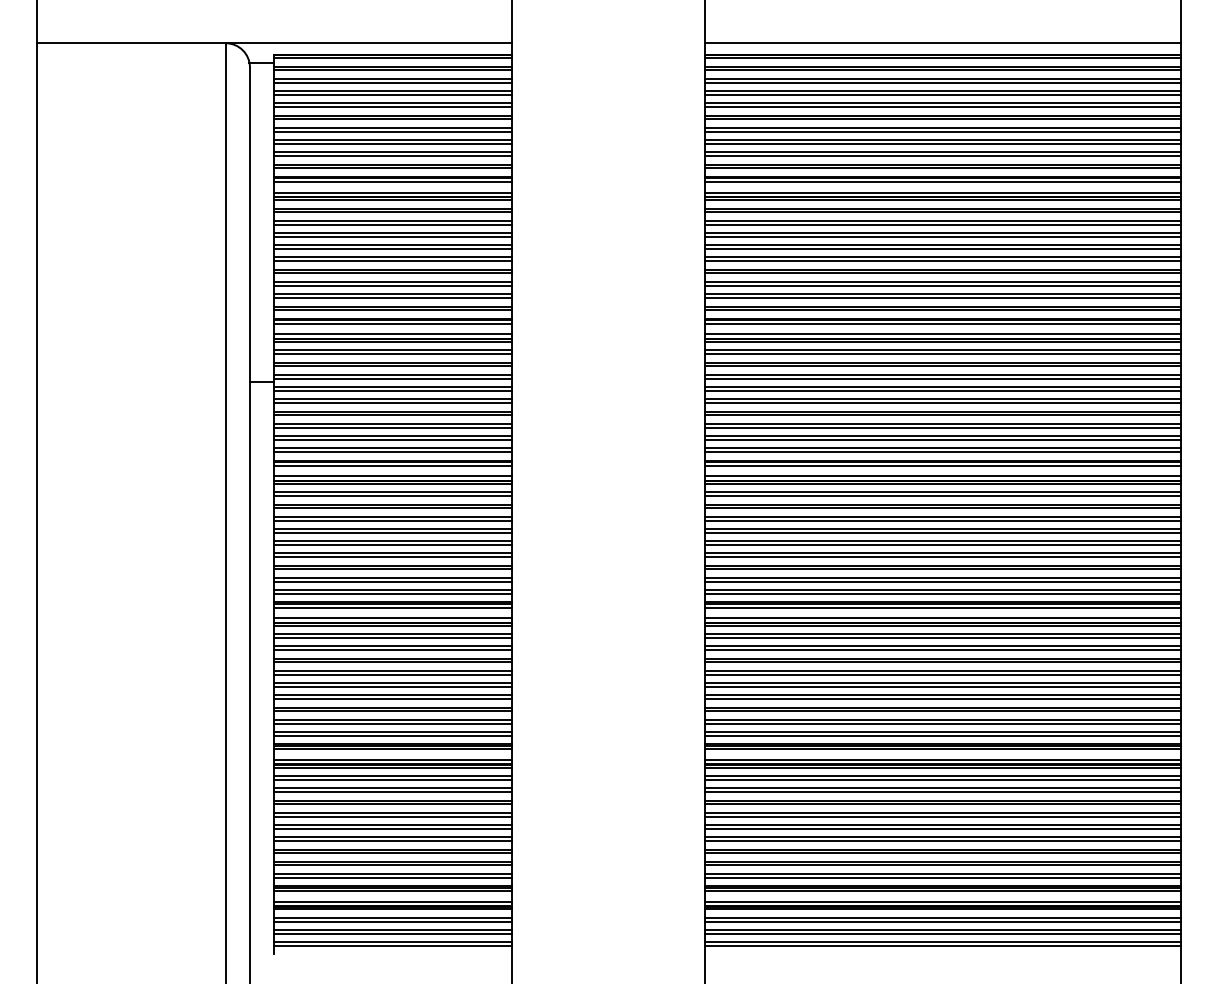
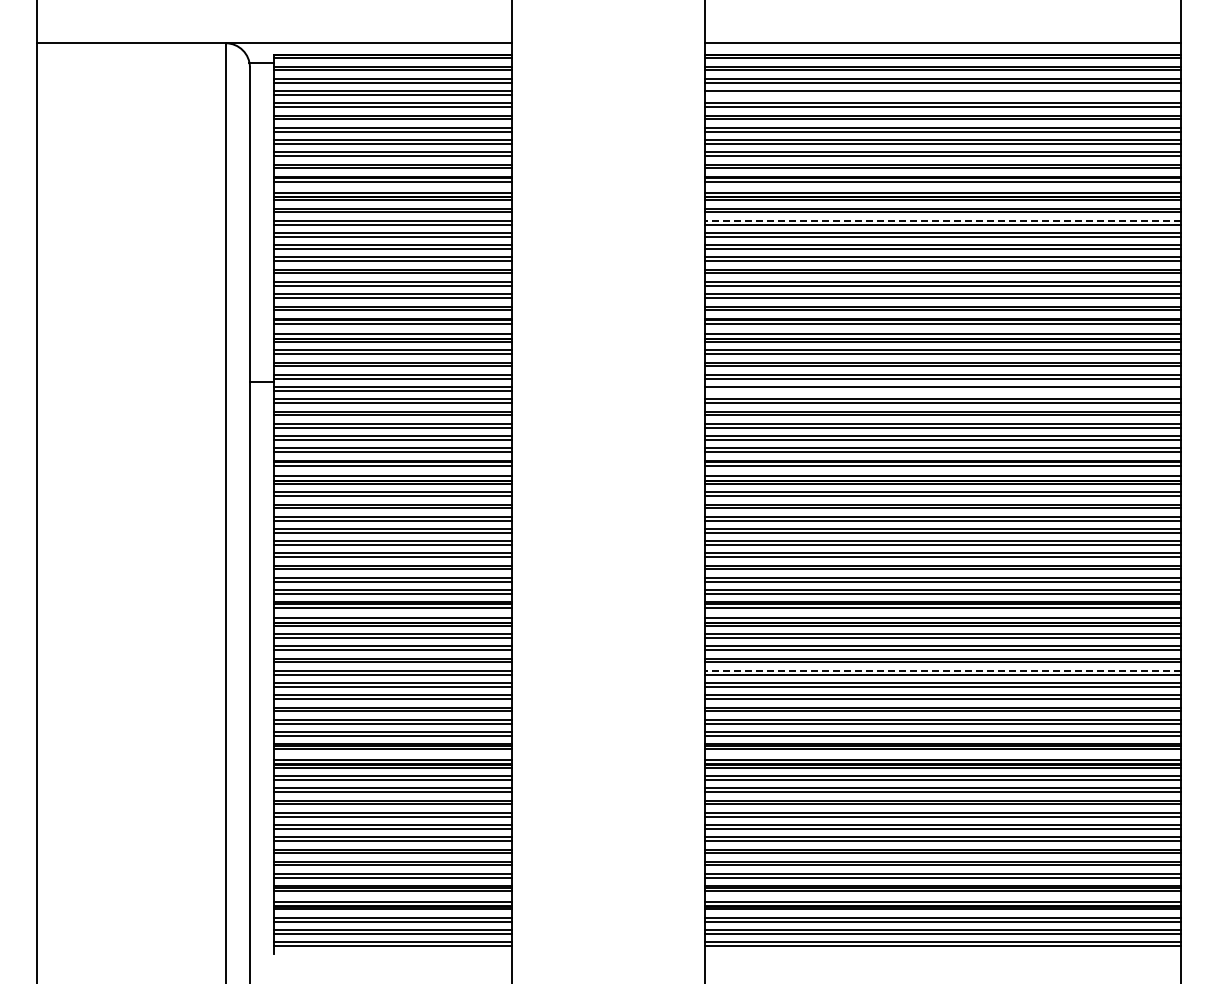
line: present -> none (942, 94)
line: solid -> dashed (942, 220)
line: present -> none (942, 390)
line: solid -> dashed (942, 670)
